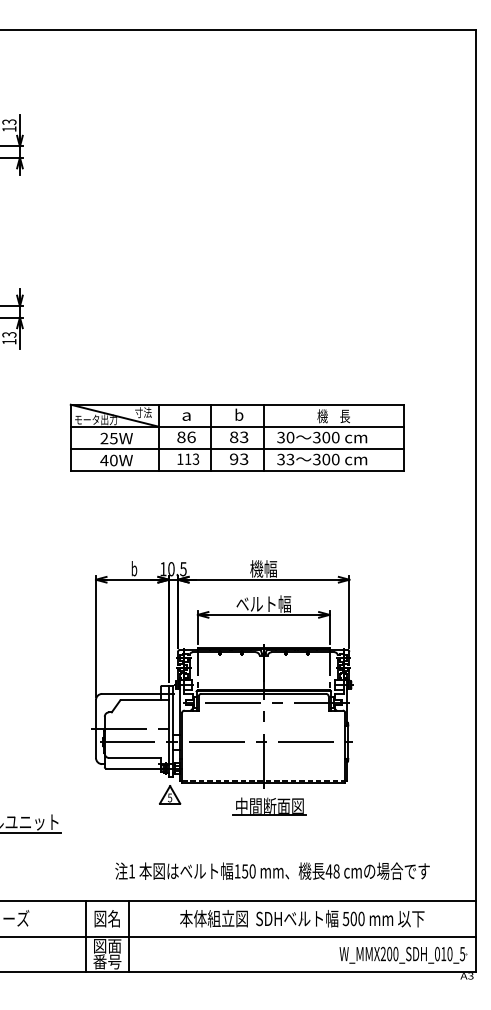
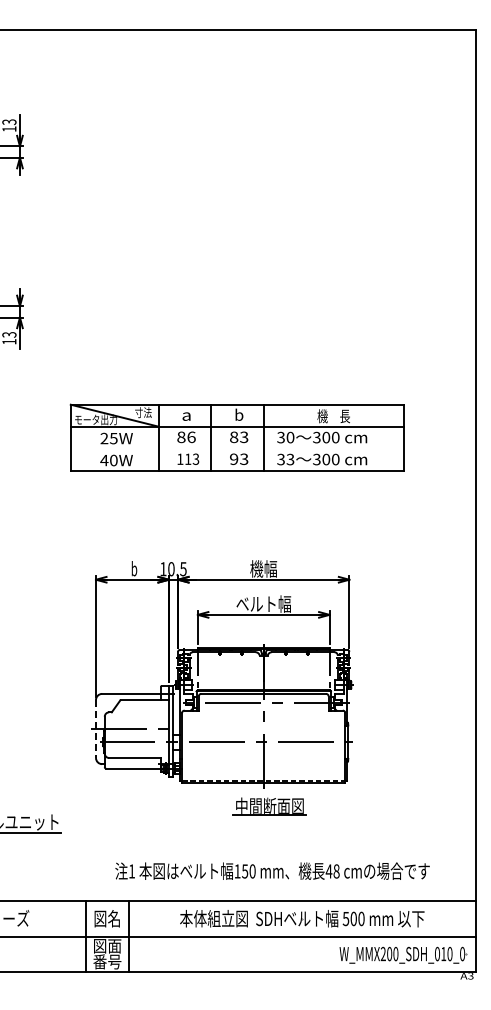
line: present -> none (236, 448)
line: solid -> dashed (96, 729)
part: present -> none (170, 794)
text: W_MMX200_SDH_010_5 -> W_MMX200_SDH_010_0 (462, 953)
